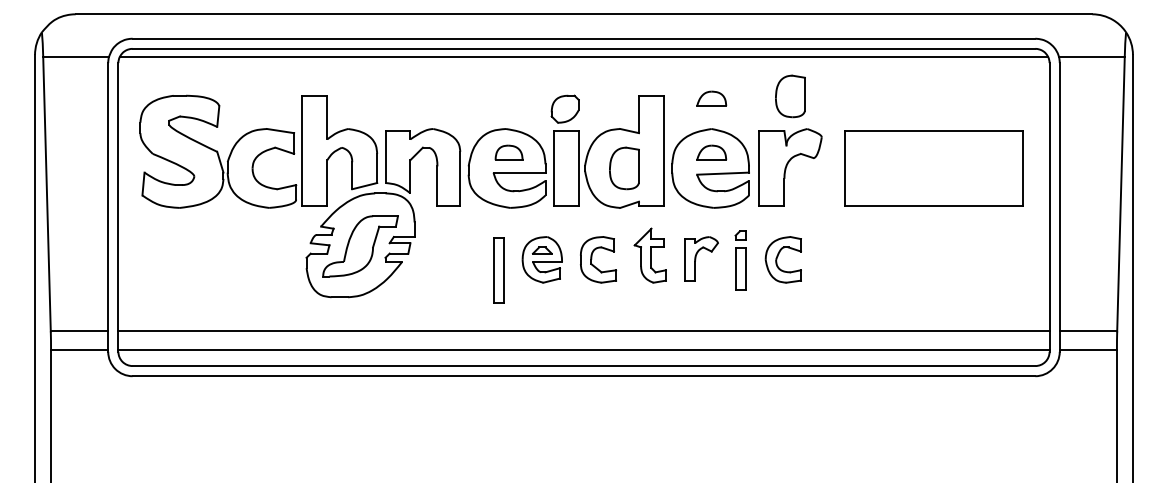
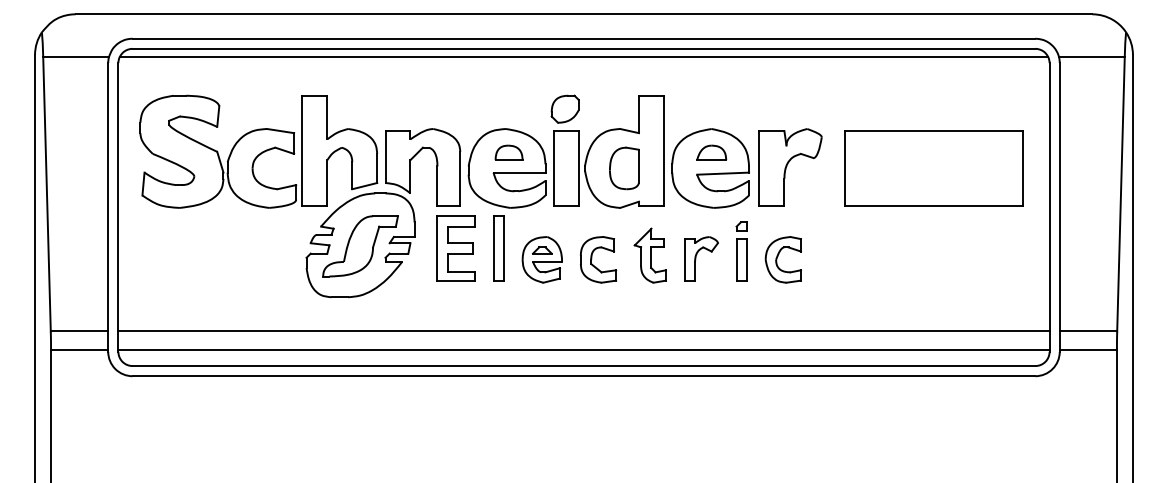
part: present -> none (790, 96)
part: present -> none (711, 98)
part: none -> present (455, 248)
part position: (740, 260) -> (741, 251) (741, 251)
part position: (498, 270) -> (498, 248) (498, 248)
